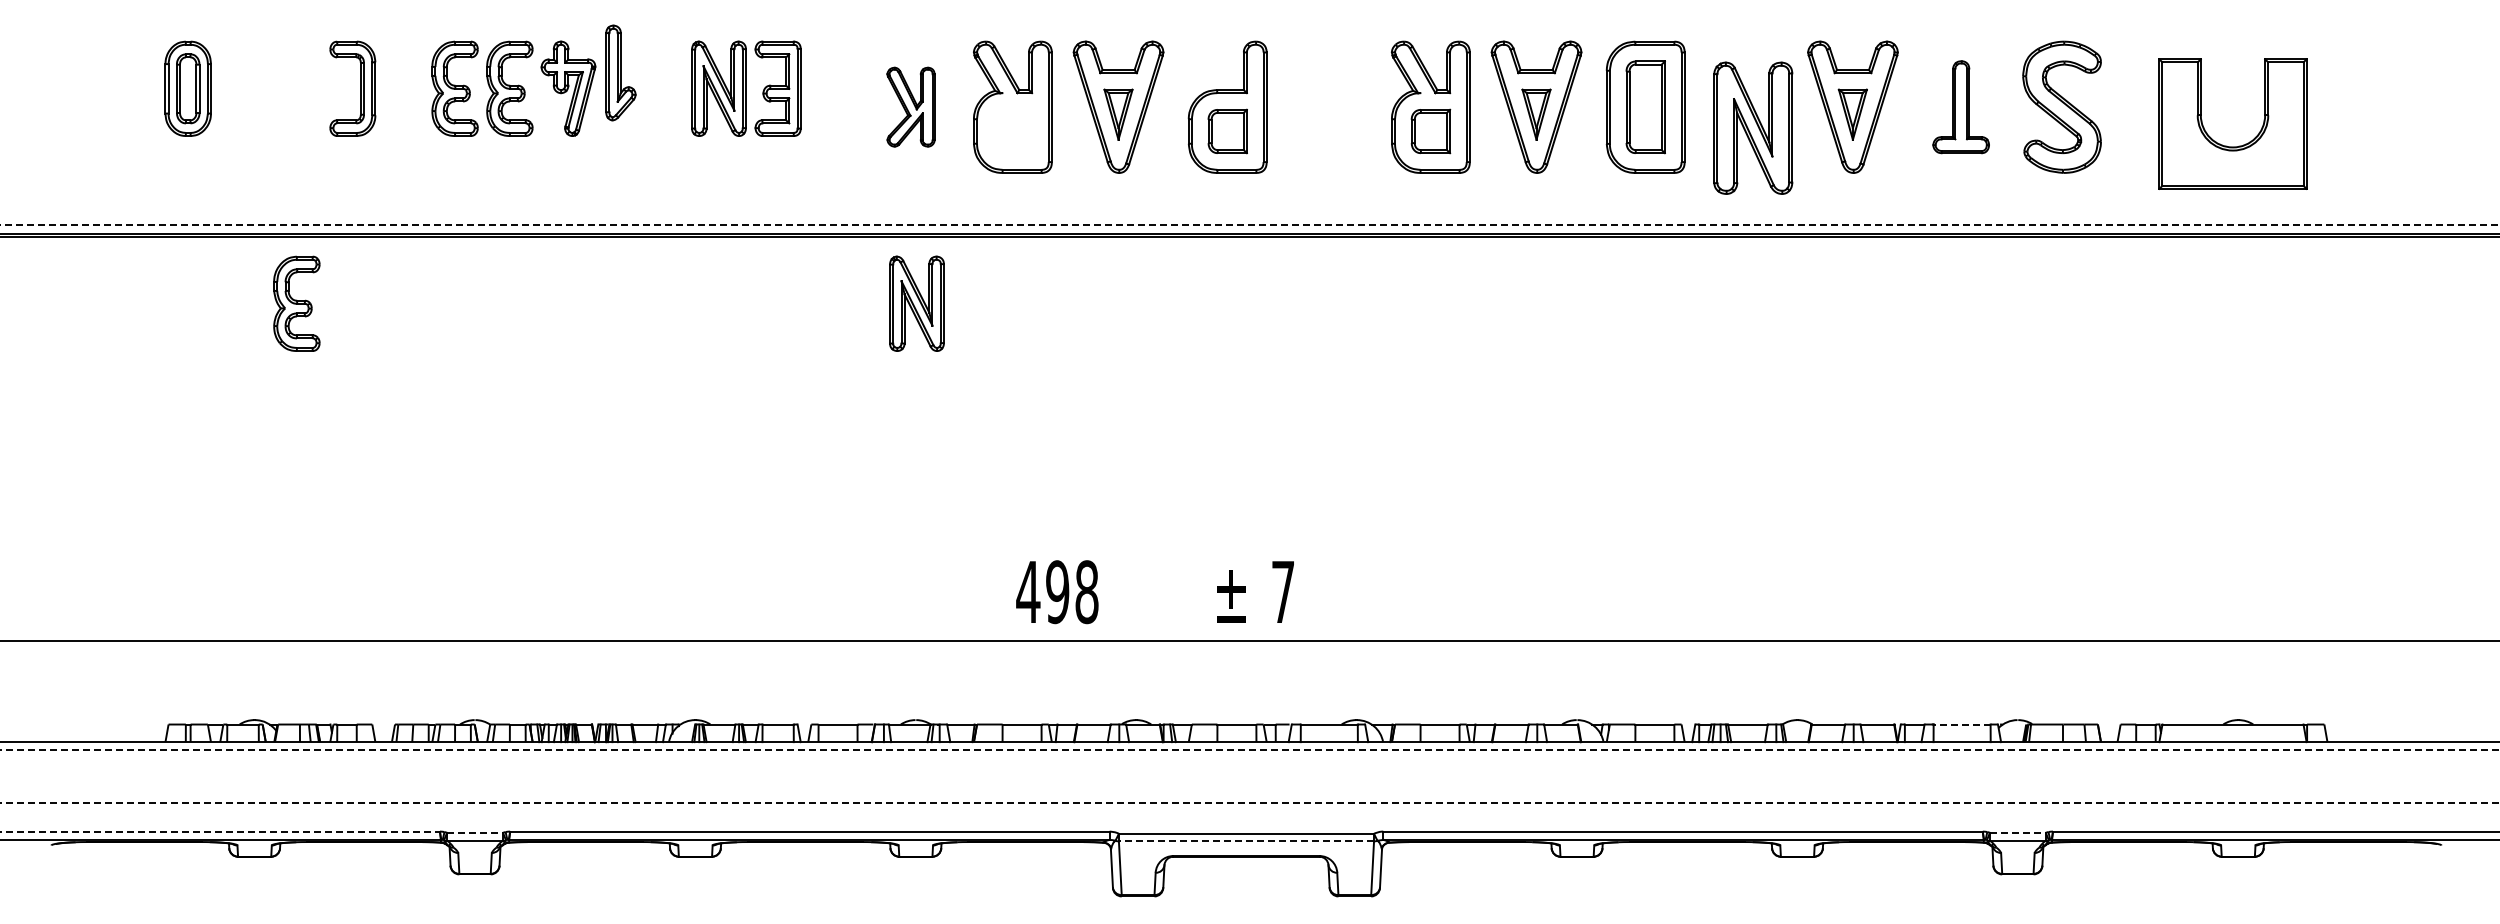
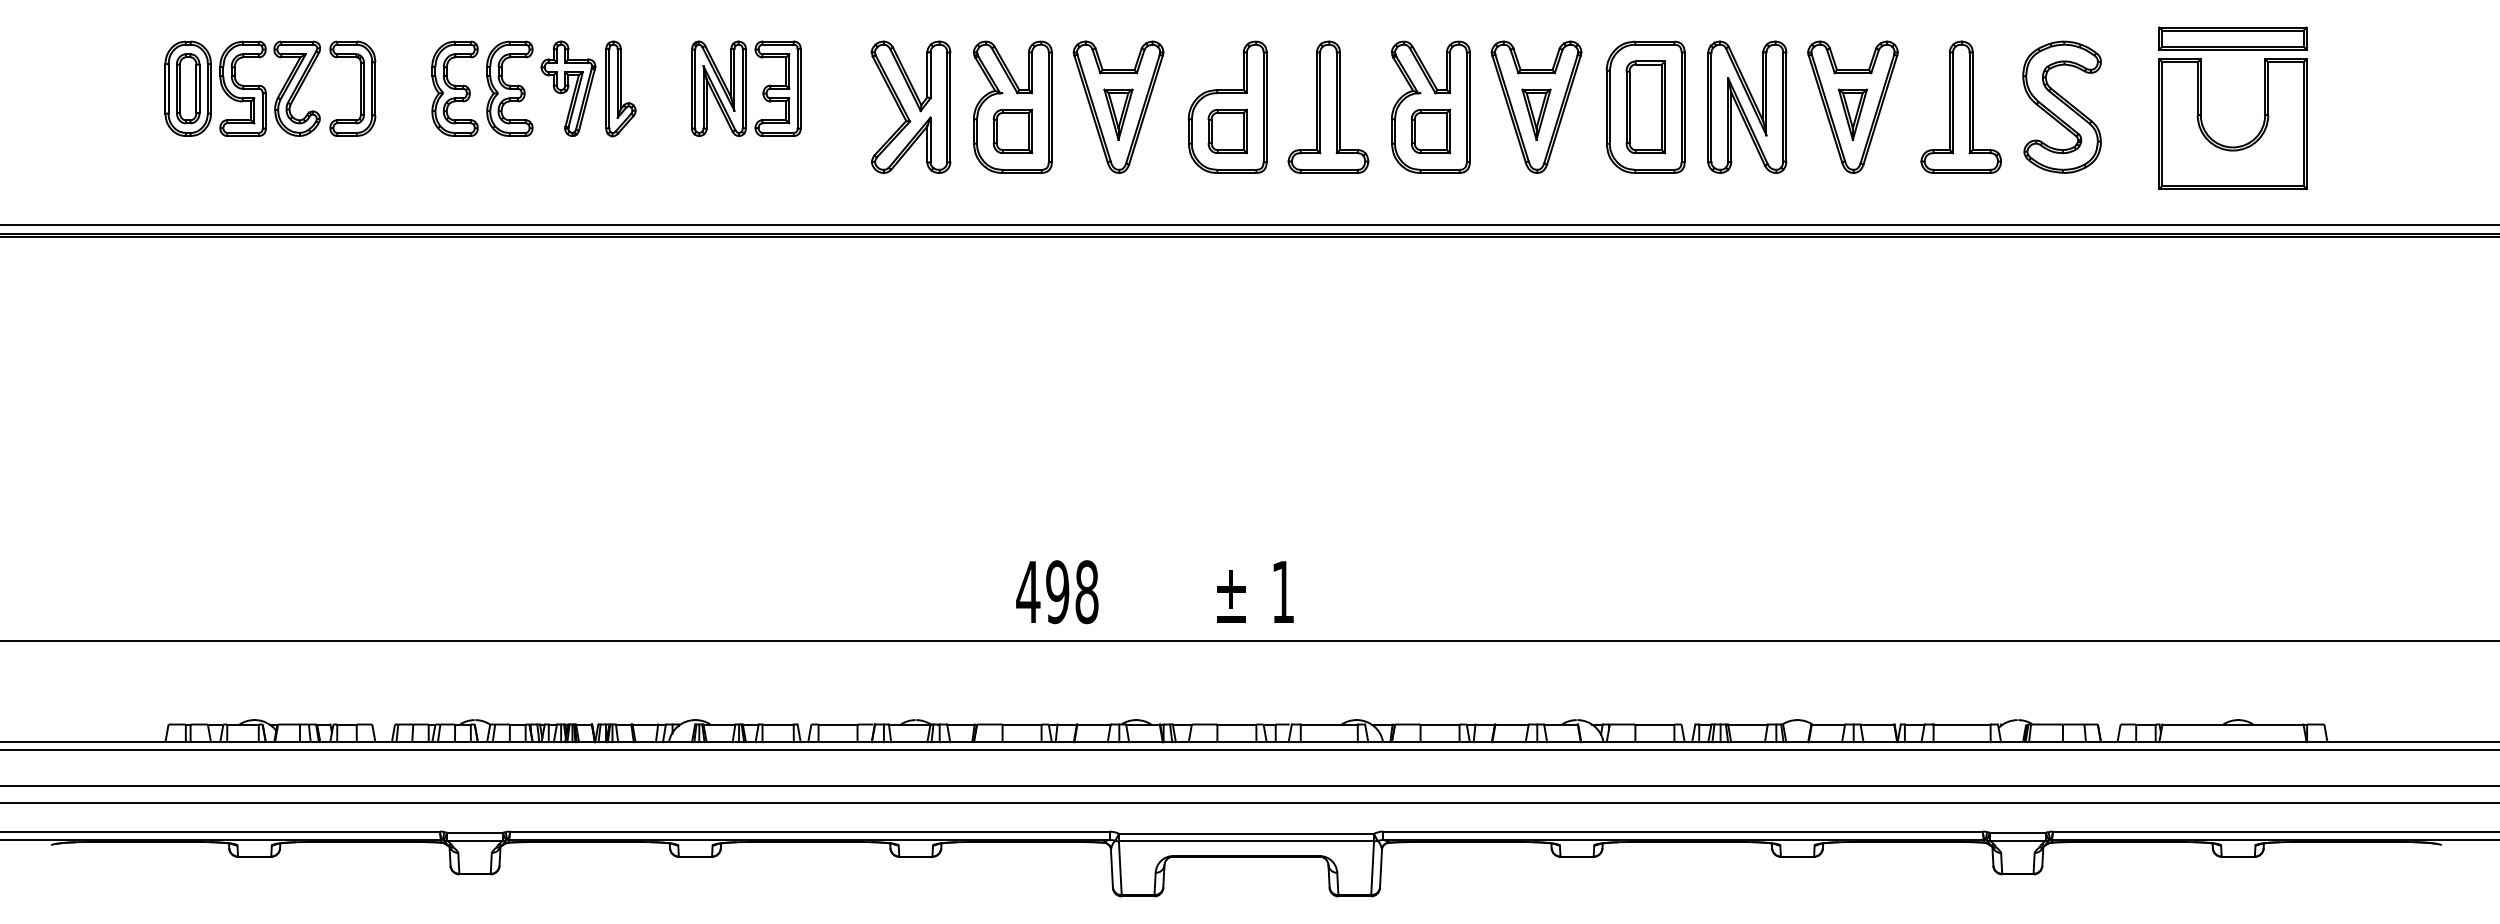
part: none -> present (2232, 38)
part position: (620, 72) -> (620, 88) (620, 88)
part: none -> present (270, 88)
part size: 50x82 px -> 82x134 px (910, 106)
part: none -> present (1328, 106)
part size: 58x95 px -> 82x134 px (1960, 106)
part position: (1753, 127) -> (1747, 106) (1747, 106)
part: none -> present (1012, 131)
line: dashed -> solid (1250, 225)
part: present -> none (296, 303)
part: present -> none (916, 303)
text: 7 -> 1 (1282, 591)
line: dashed -> solid (1961, 724)
line: dashed -> solid (1249, 750)
line: none -> present (1249, 786)
line: dashed -> solid (1249, 802)
line: dashed -> solid (220, 831)
line: dashed -> solid (475, 832)
line: dashed -> solid (2017, 832)
line: dashed -> solid (1246, 841)
